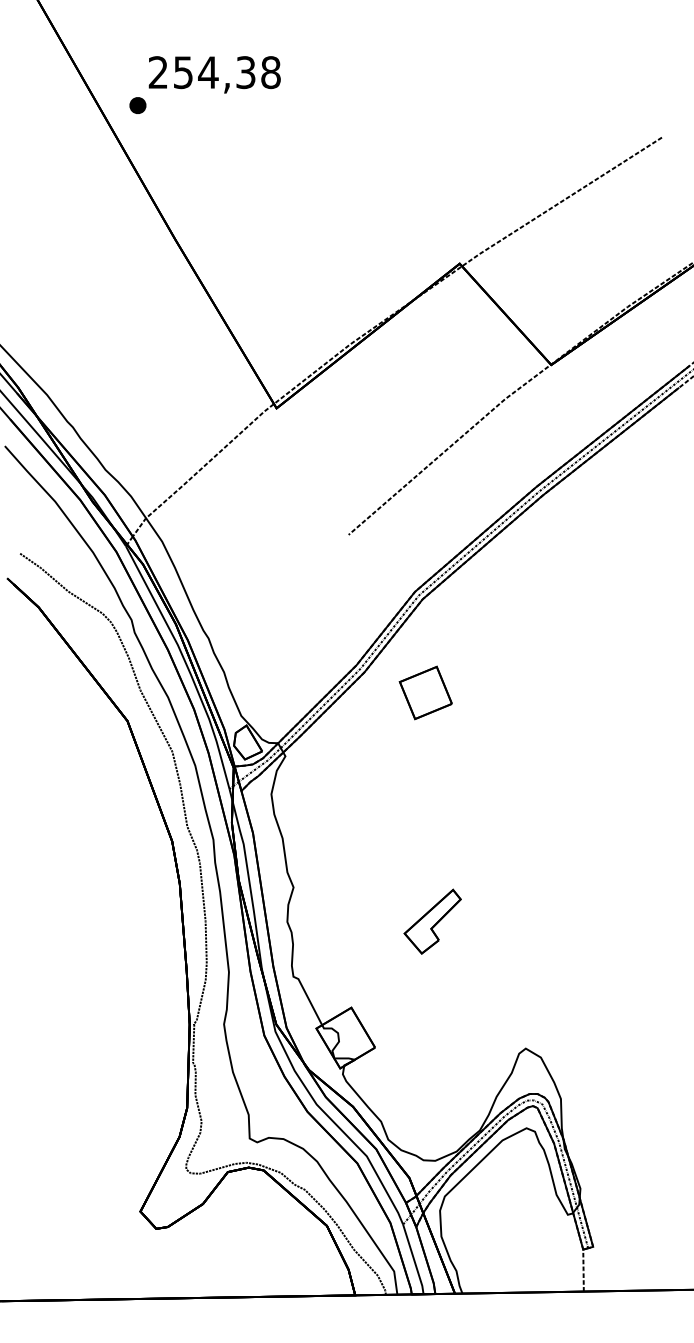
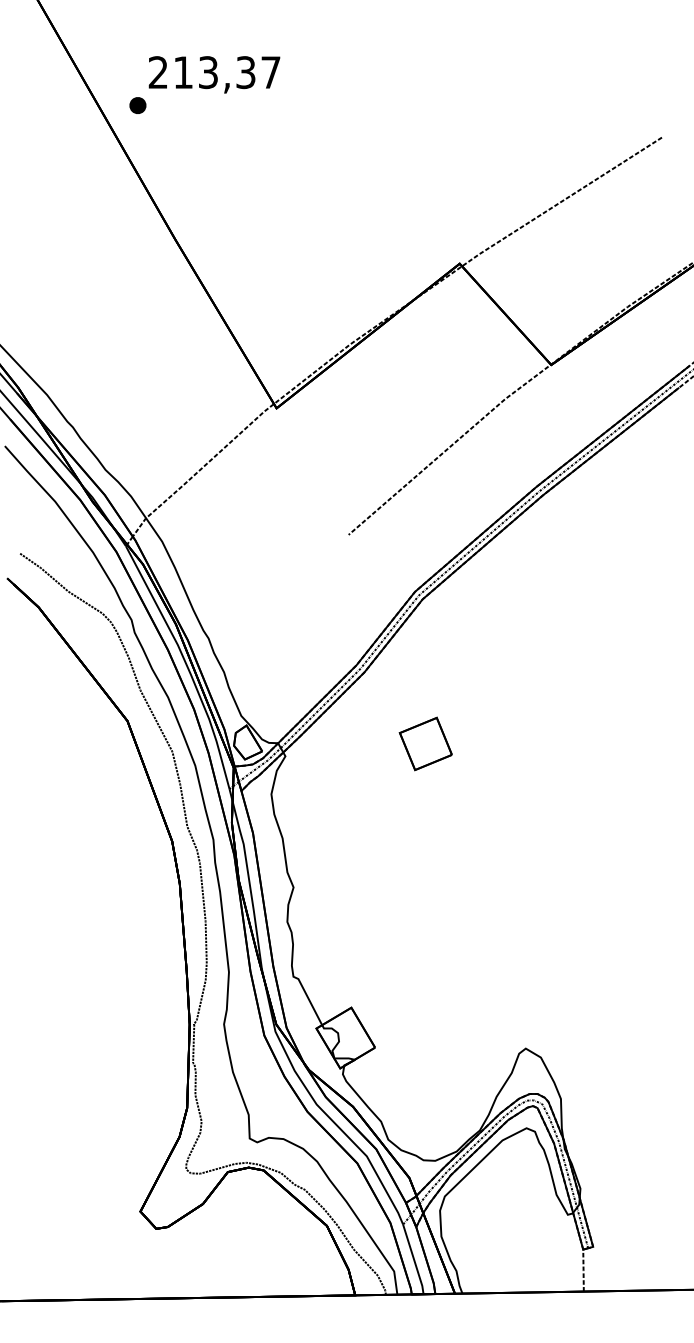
text: 254,38 -> 213,37 (227, 72)
part position: (425, 692) -> (425, 743) (425, 743)
part: present -> none (432, 921)
